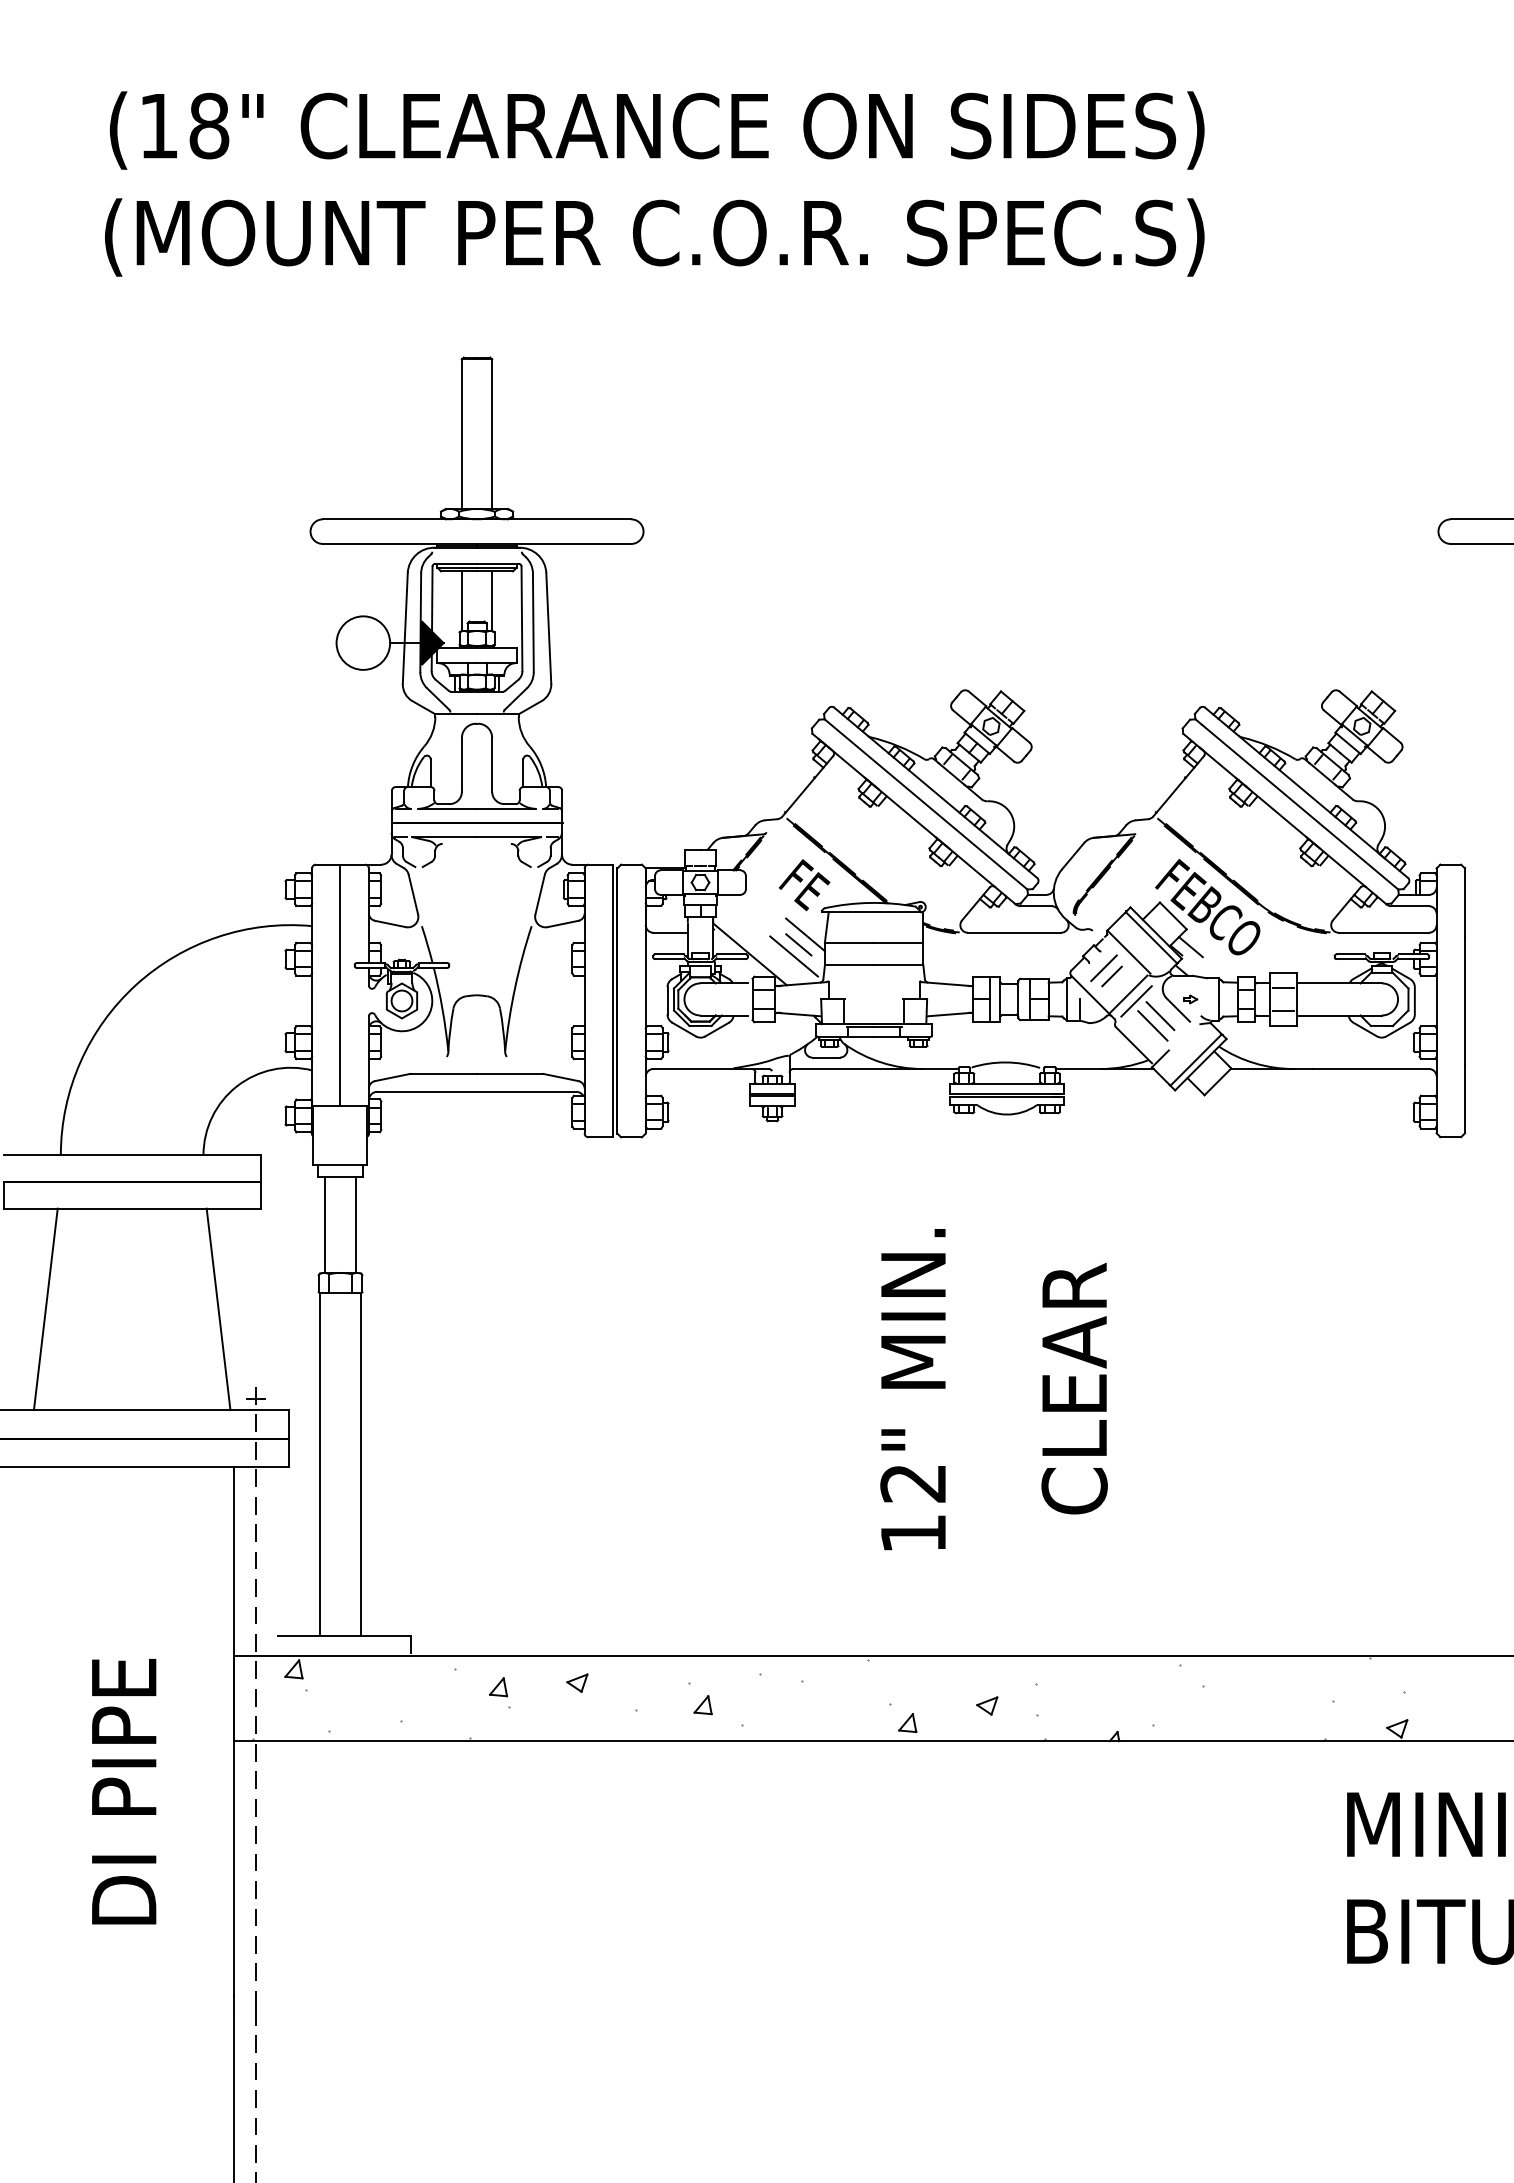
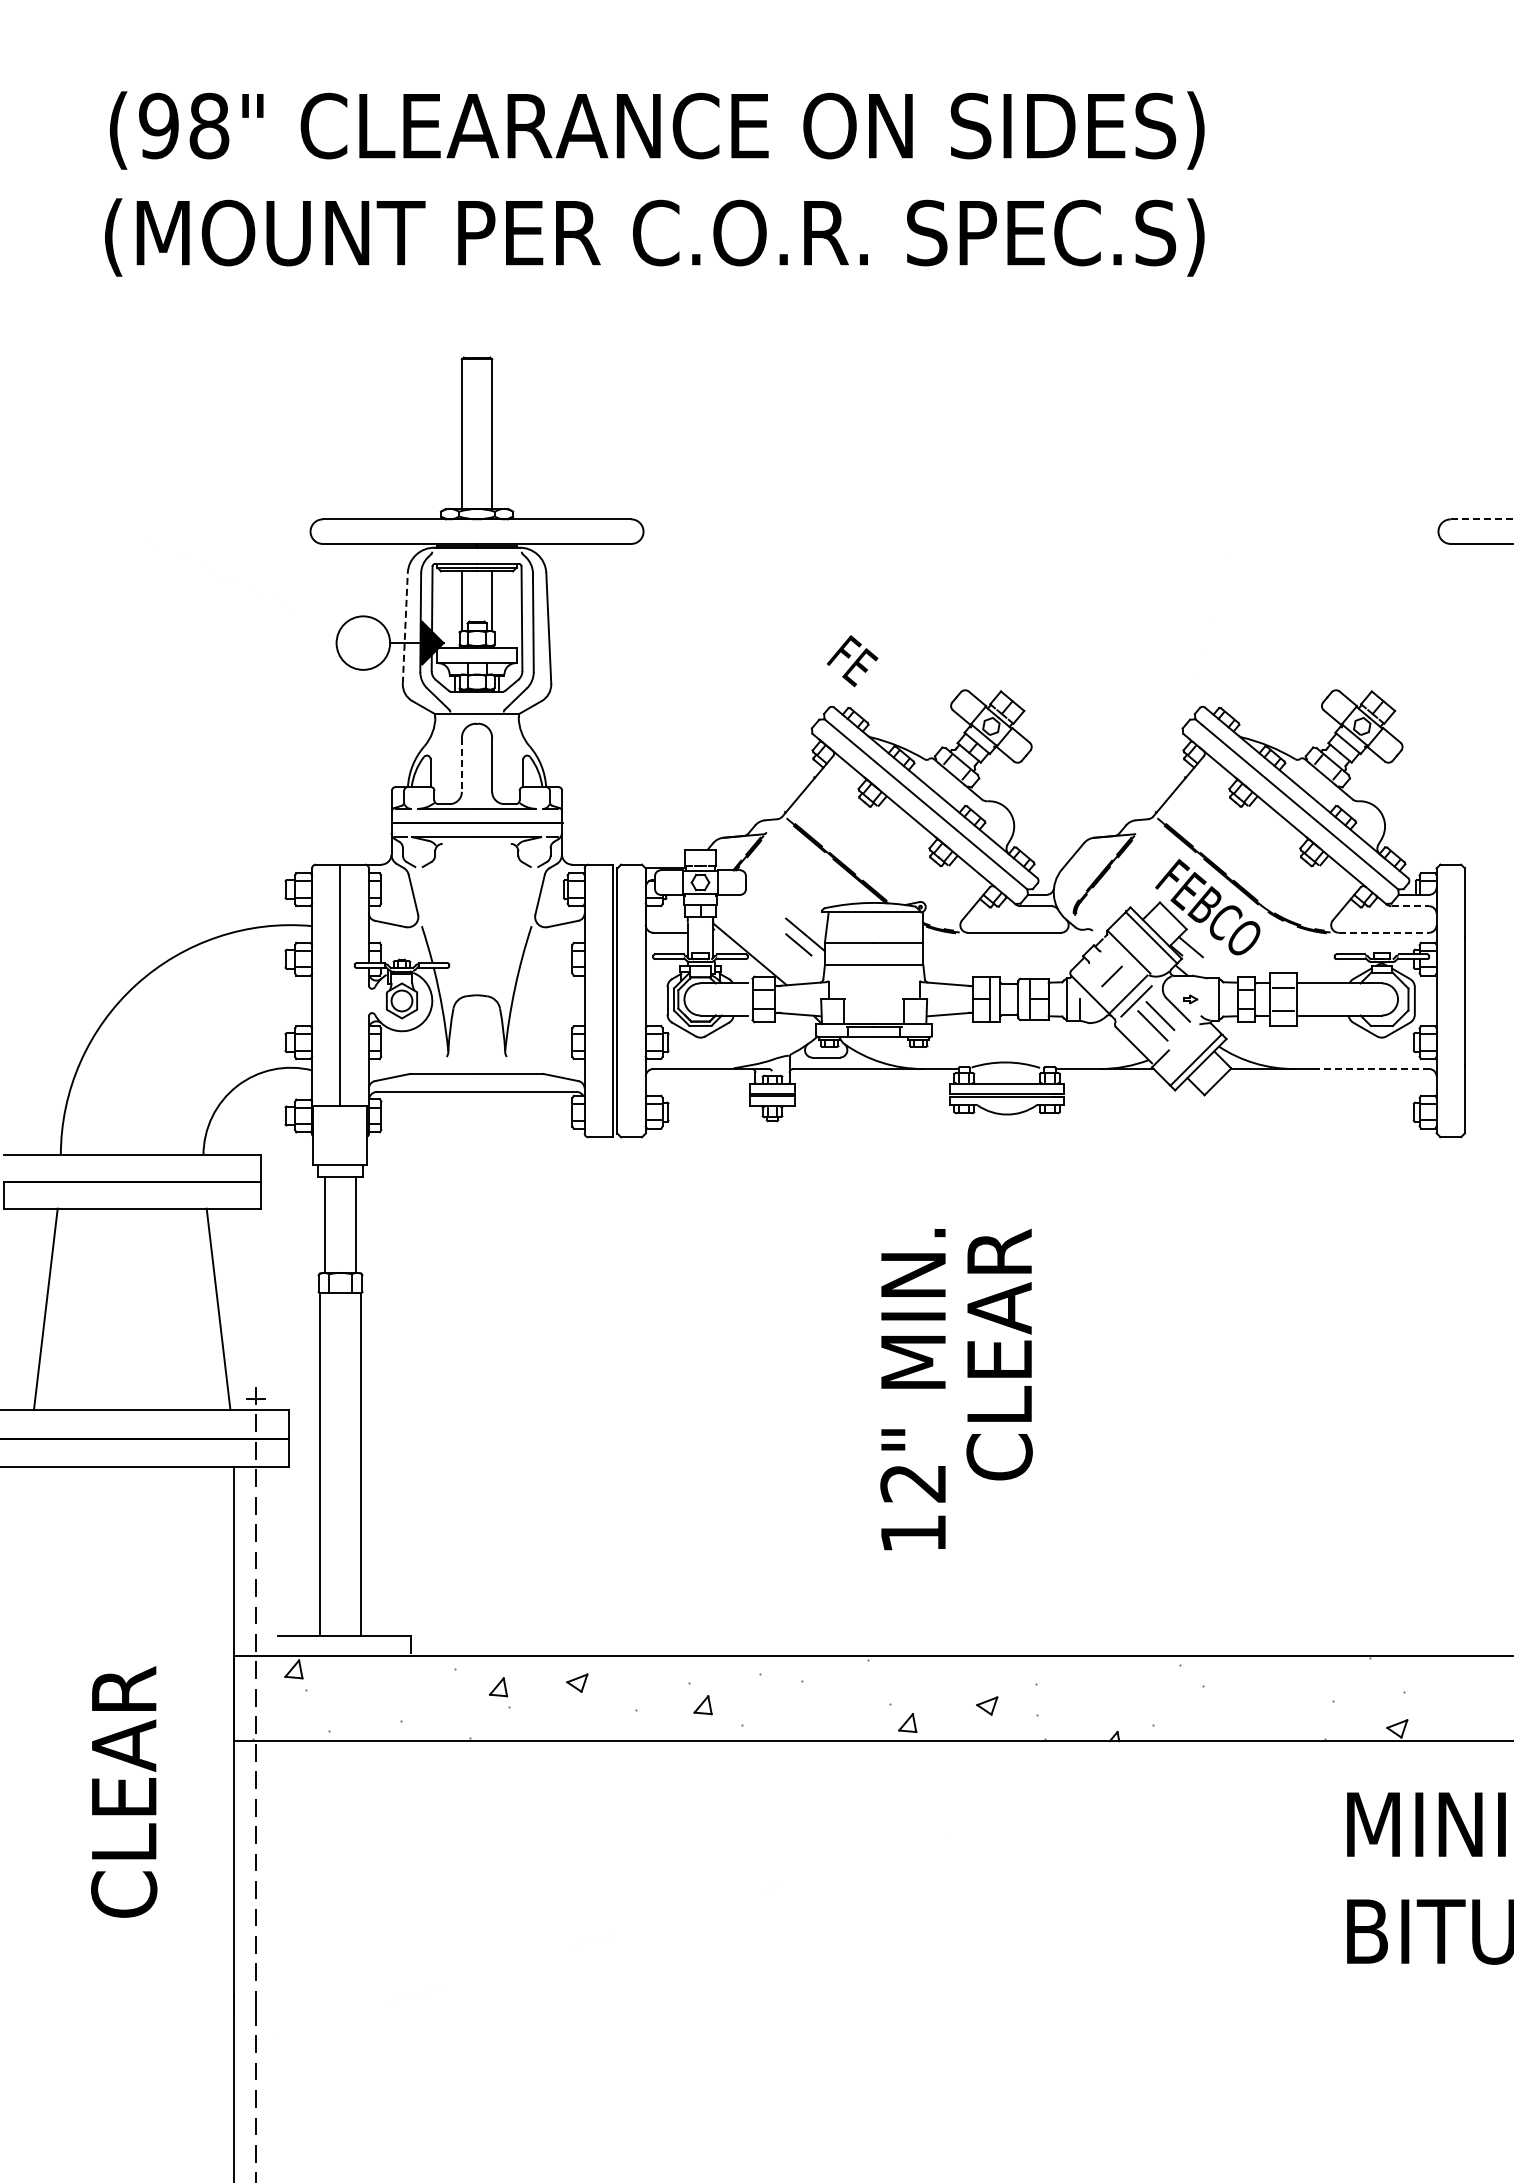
text: (18" -> (98" (158, 125)
line: solid -> dashed (1482, 519)
line: solid -> dashed (405, 627)
line: solid -> dashed (461, 764)
text position: (804, 885) -> (852, 661) (852, 661)
line: solid -> dashed (1410, 906)
line: solid -> dashed (1384, 932)
line: present -> none (793, 956)
line: present -> none (1103, 968)
line: solid -> dashed (1371, 1068)
text position: (1074, 1388) -> (999, 1354) (999, 1354)
text: DI PIPE -> CLEAR (124, 1791)
